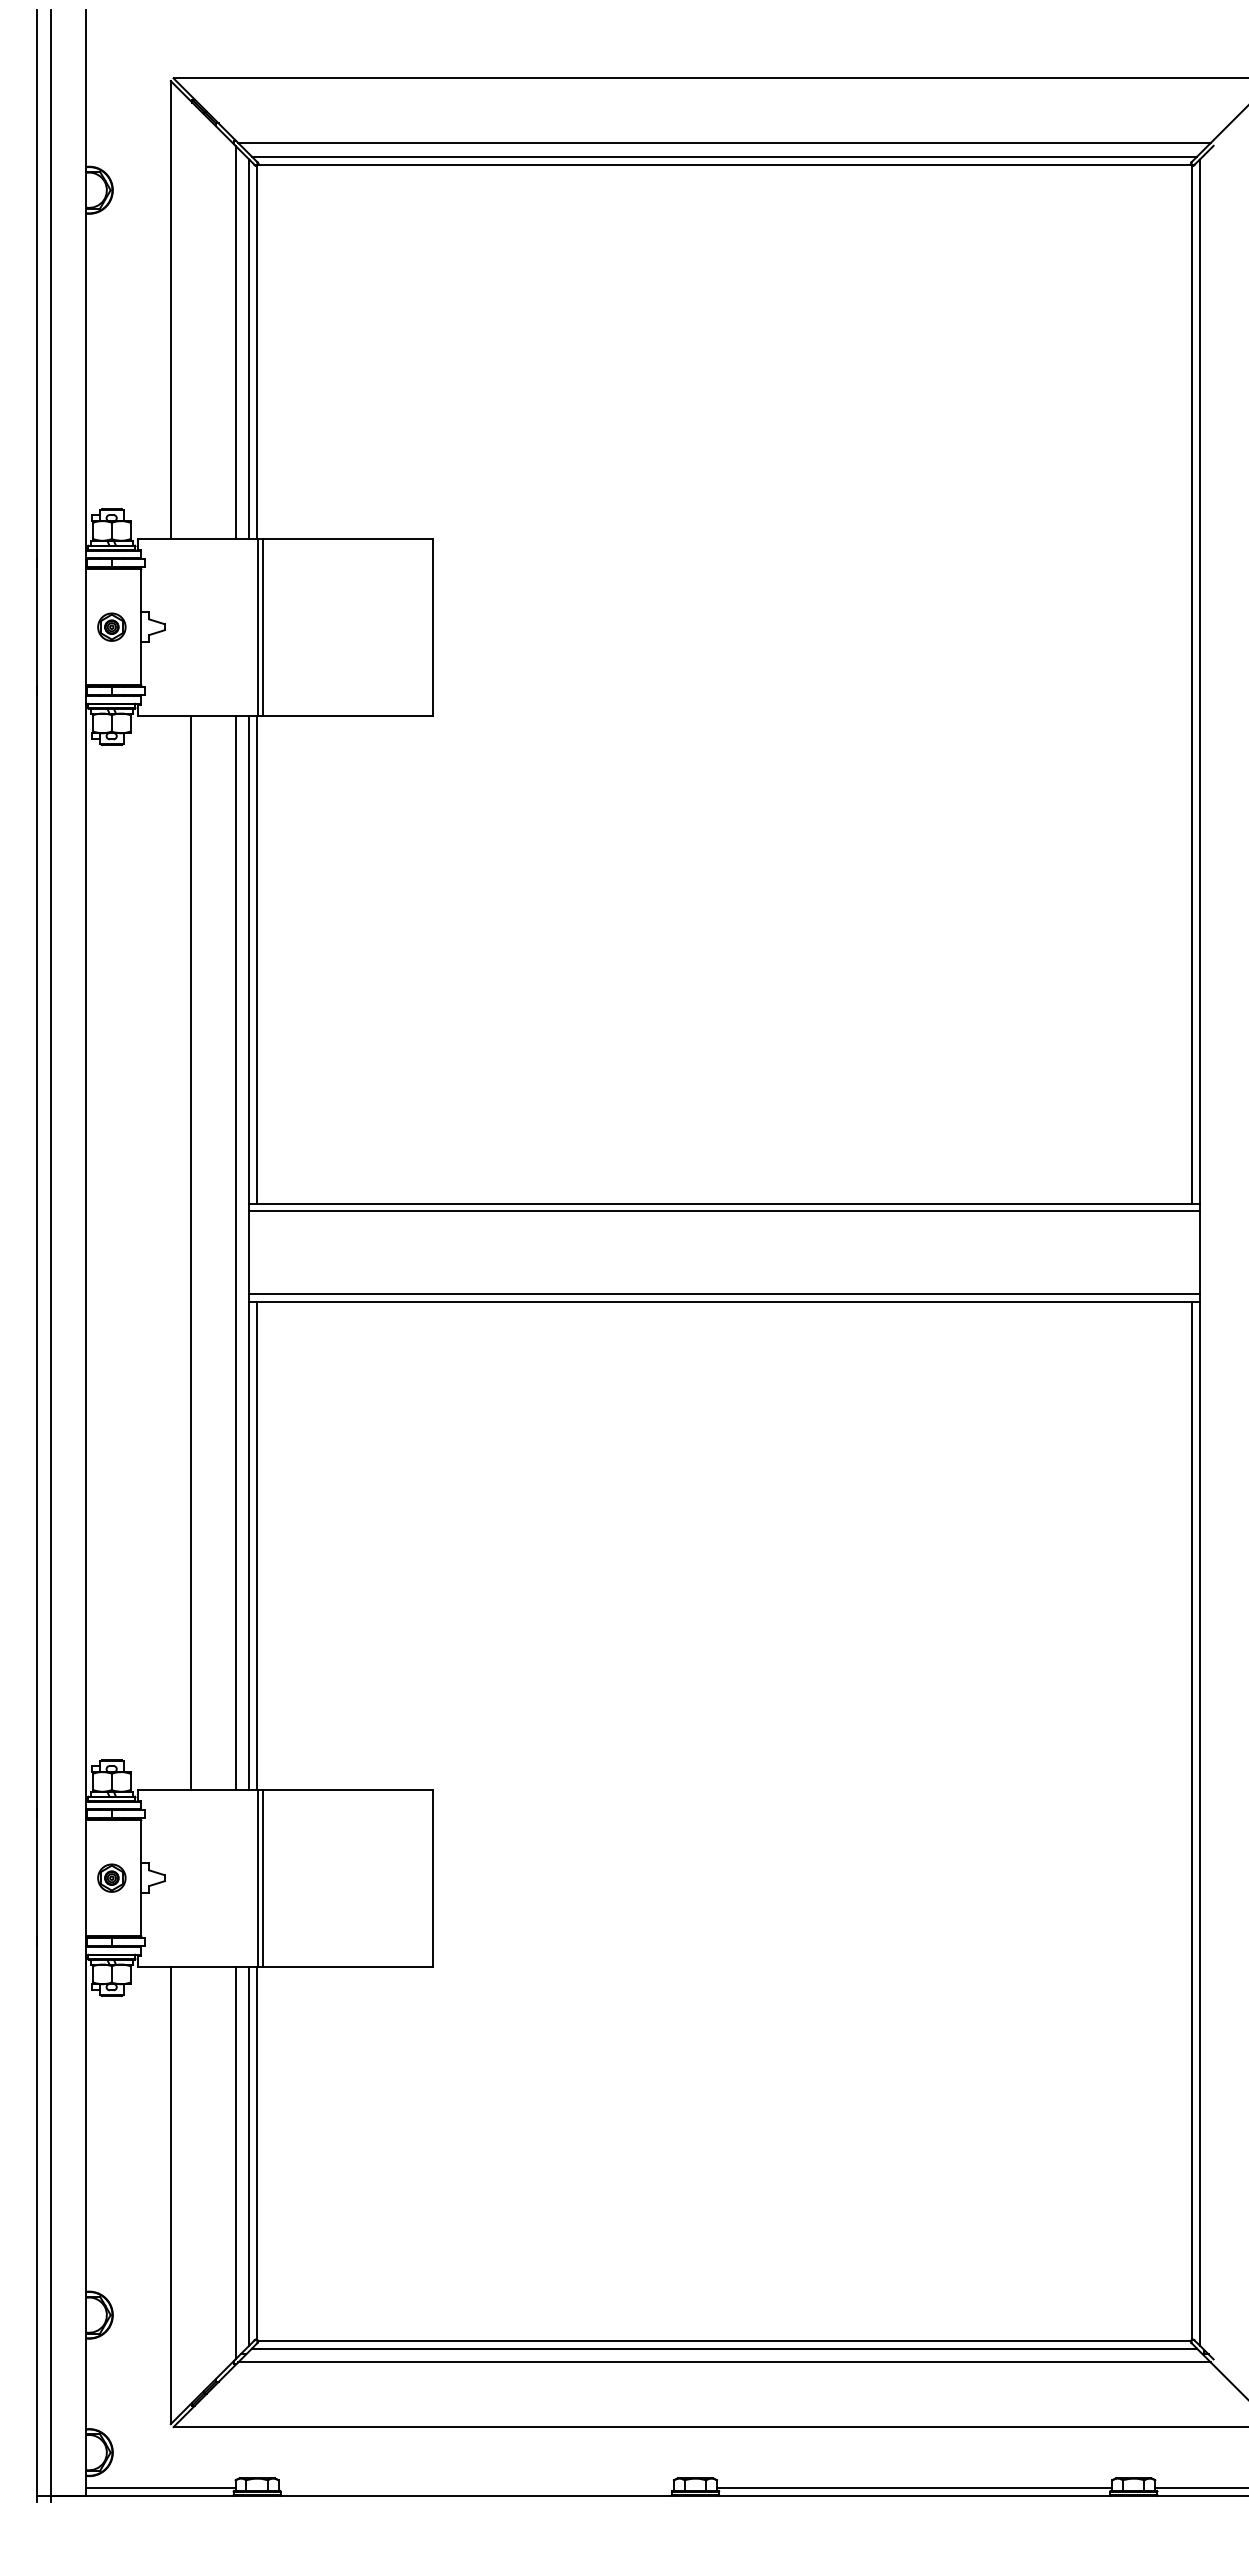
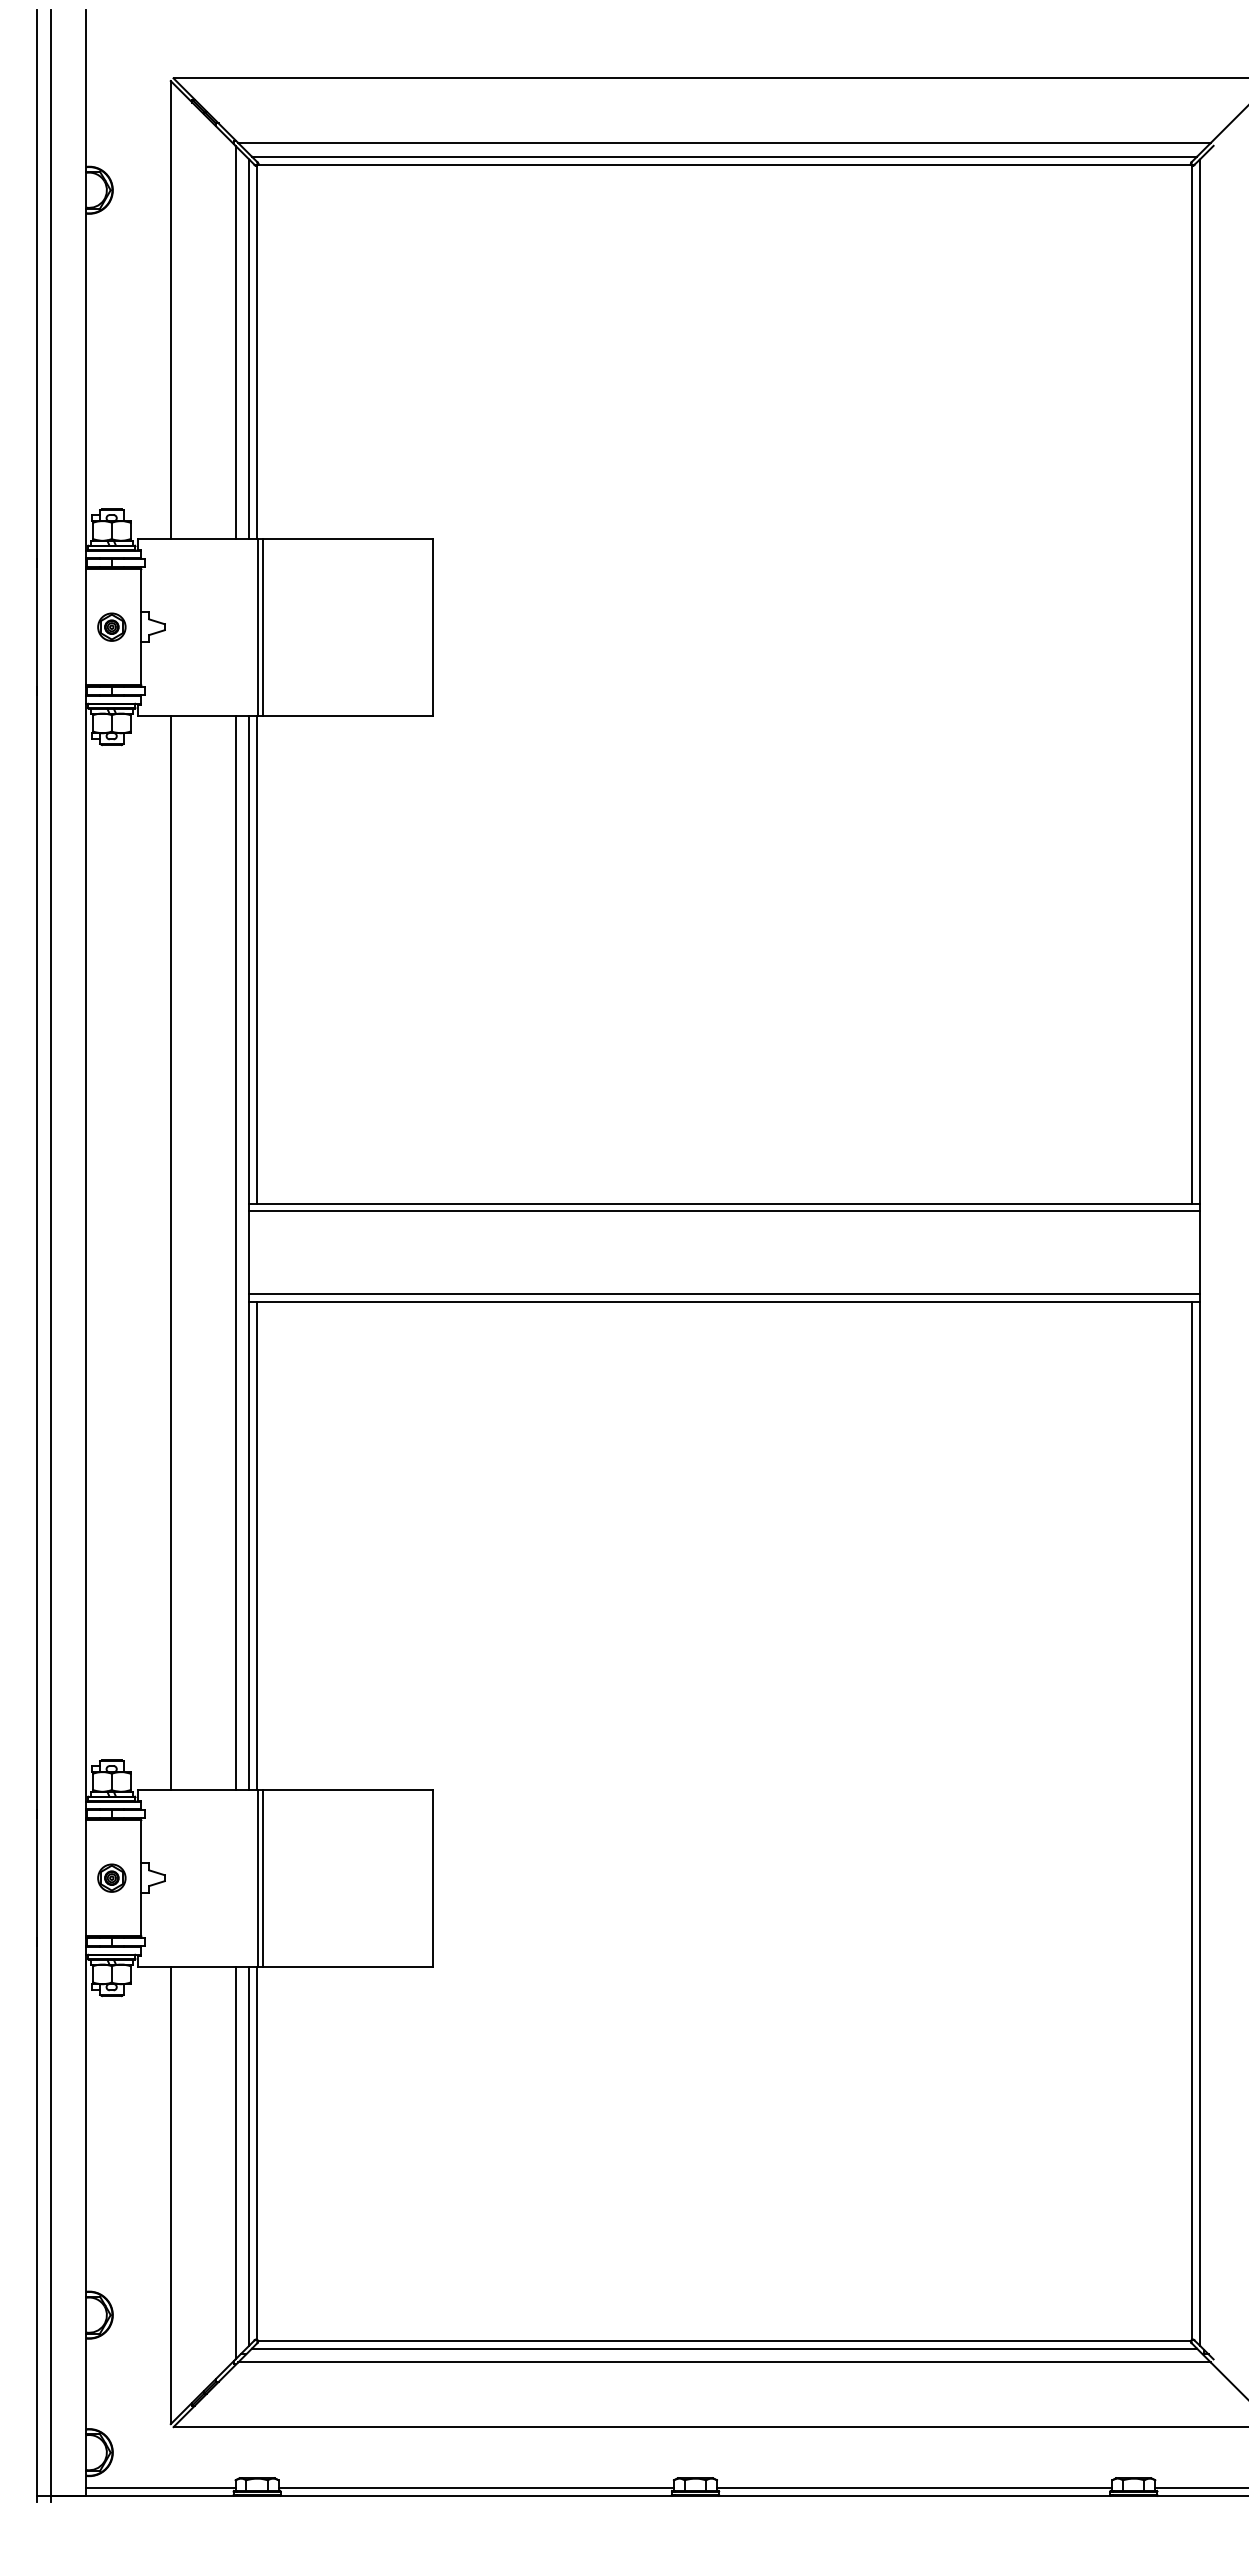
line position: (190, 1252) -> (170, 1252) (170, 1252)
line: none -> present (475, 2487)
